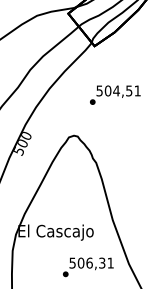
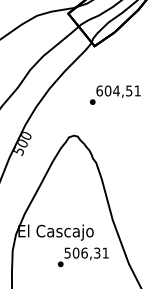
text: 504,51 -> 604,51 (99, 90)
text position: (88, 267) -> (83, 257) (83, 257)
